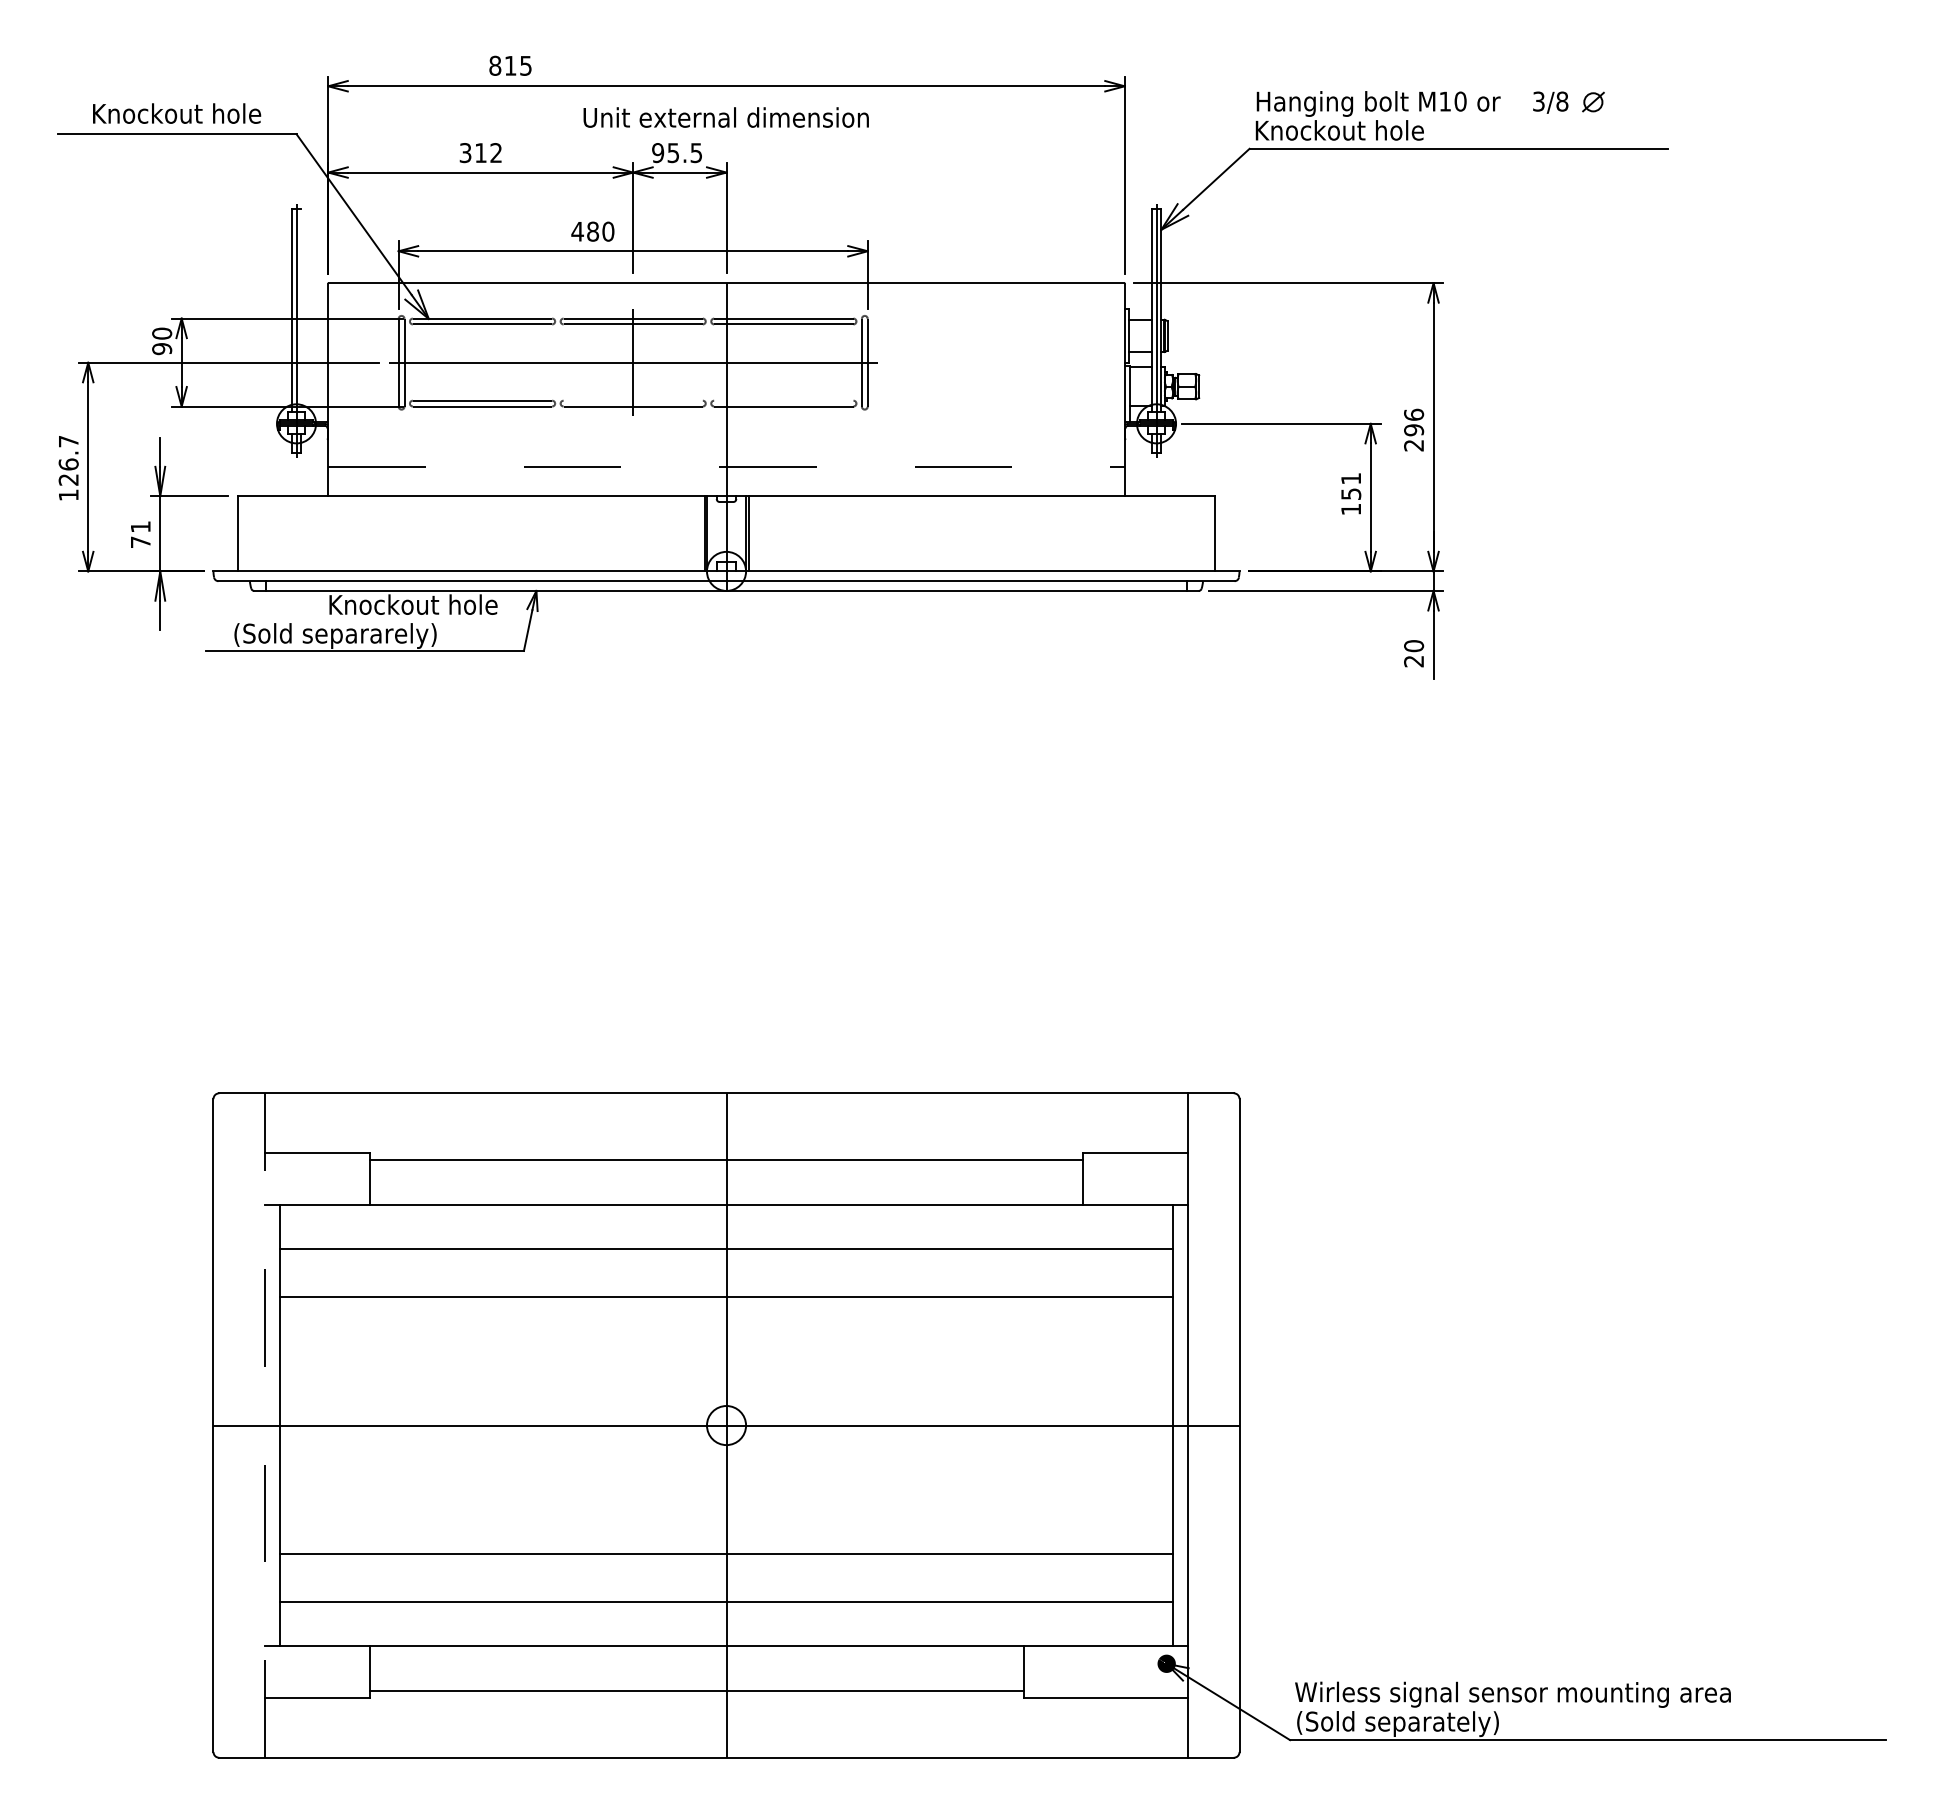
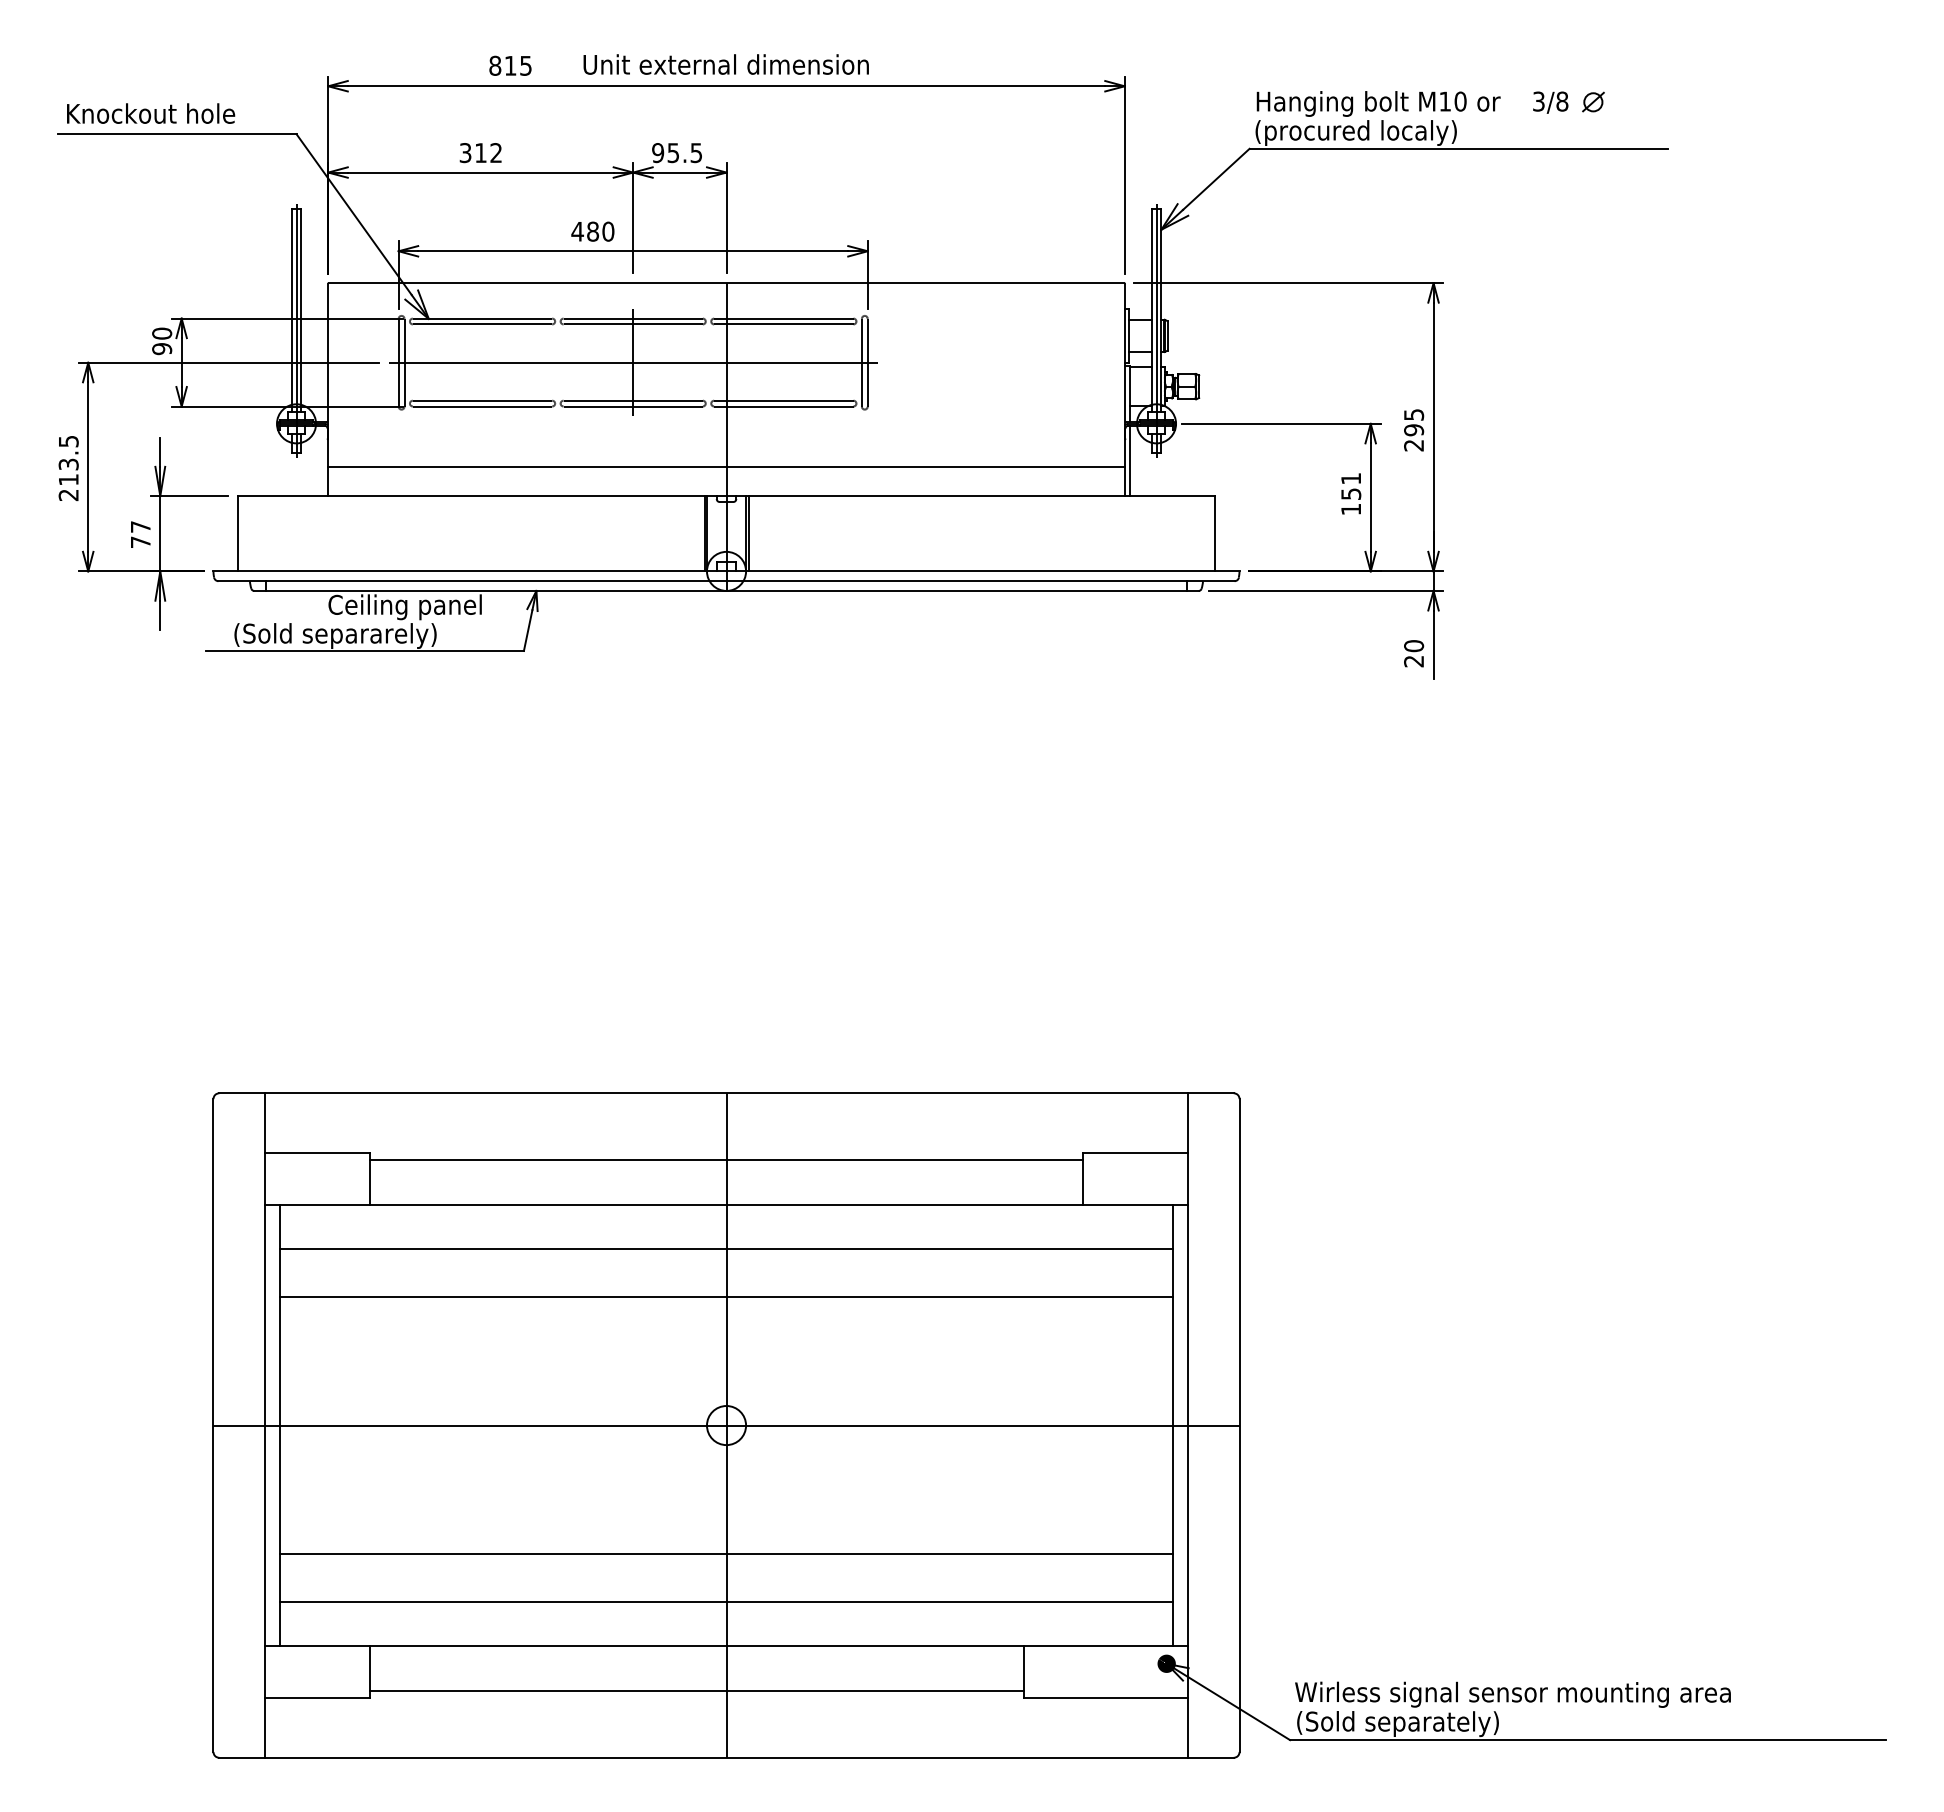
text position: (177, 113) -> (151, 113) (151, 113)
text position: (725, 117) -> (725, 64) (725, 64)
text: Knockout hole -> (procured localy) (1355, 132)
line: none -> present (301, 310)
line: none -> present (632, 400)
line: none -> present (783, 400)
text: 296 -> 295 (1414, 414)
line: none -> present (1130, 460)
line: dashed -> solid (727, 466)
text: 126.7 -> 213.5 (68, 468)
text: 71 -> 77 (140, 526)
text: Knockout hole -> Ceiling panel (412, 607)
line: dashed -> solid (265, 1425)
